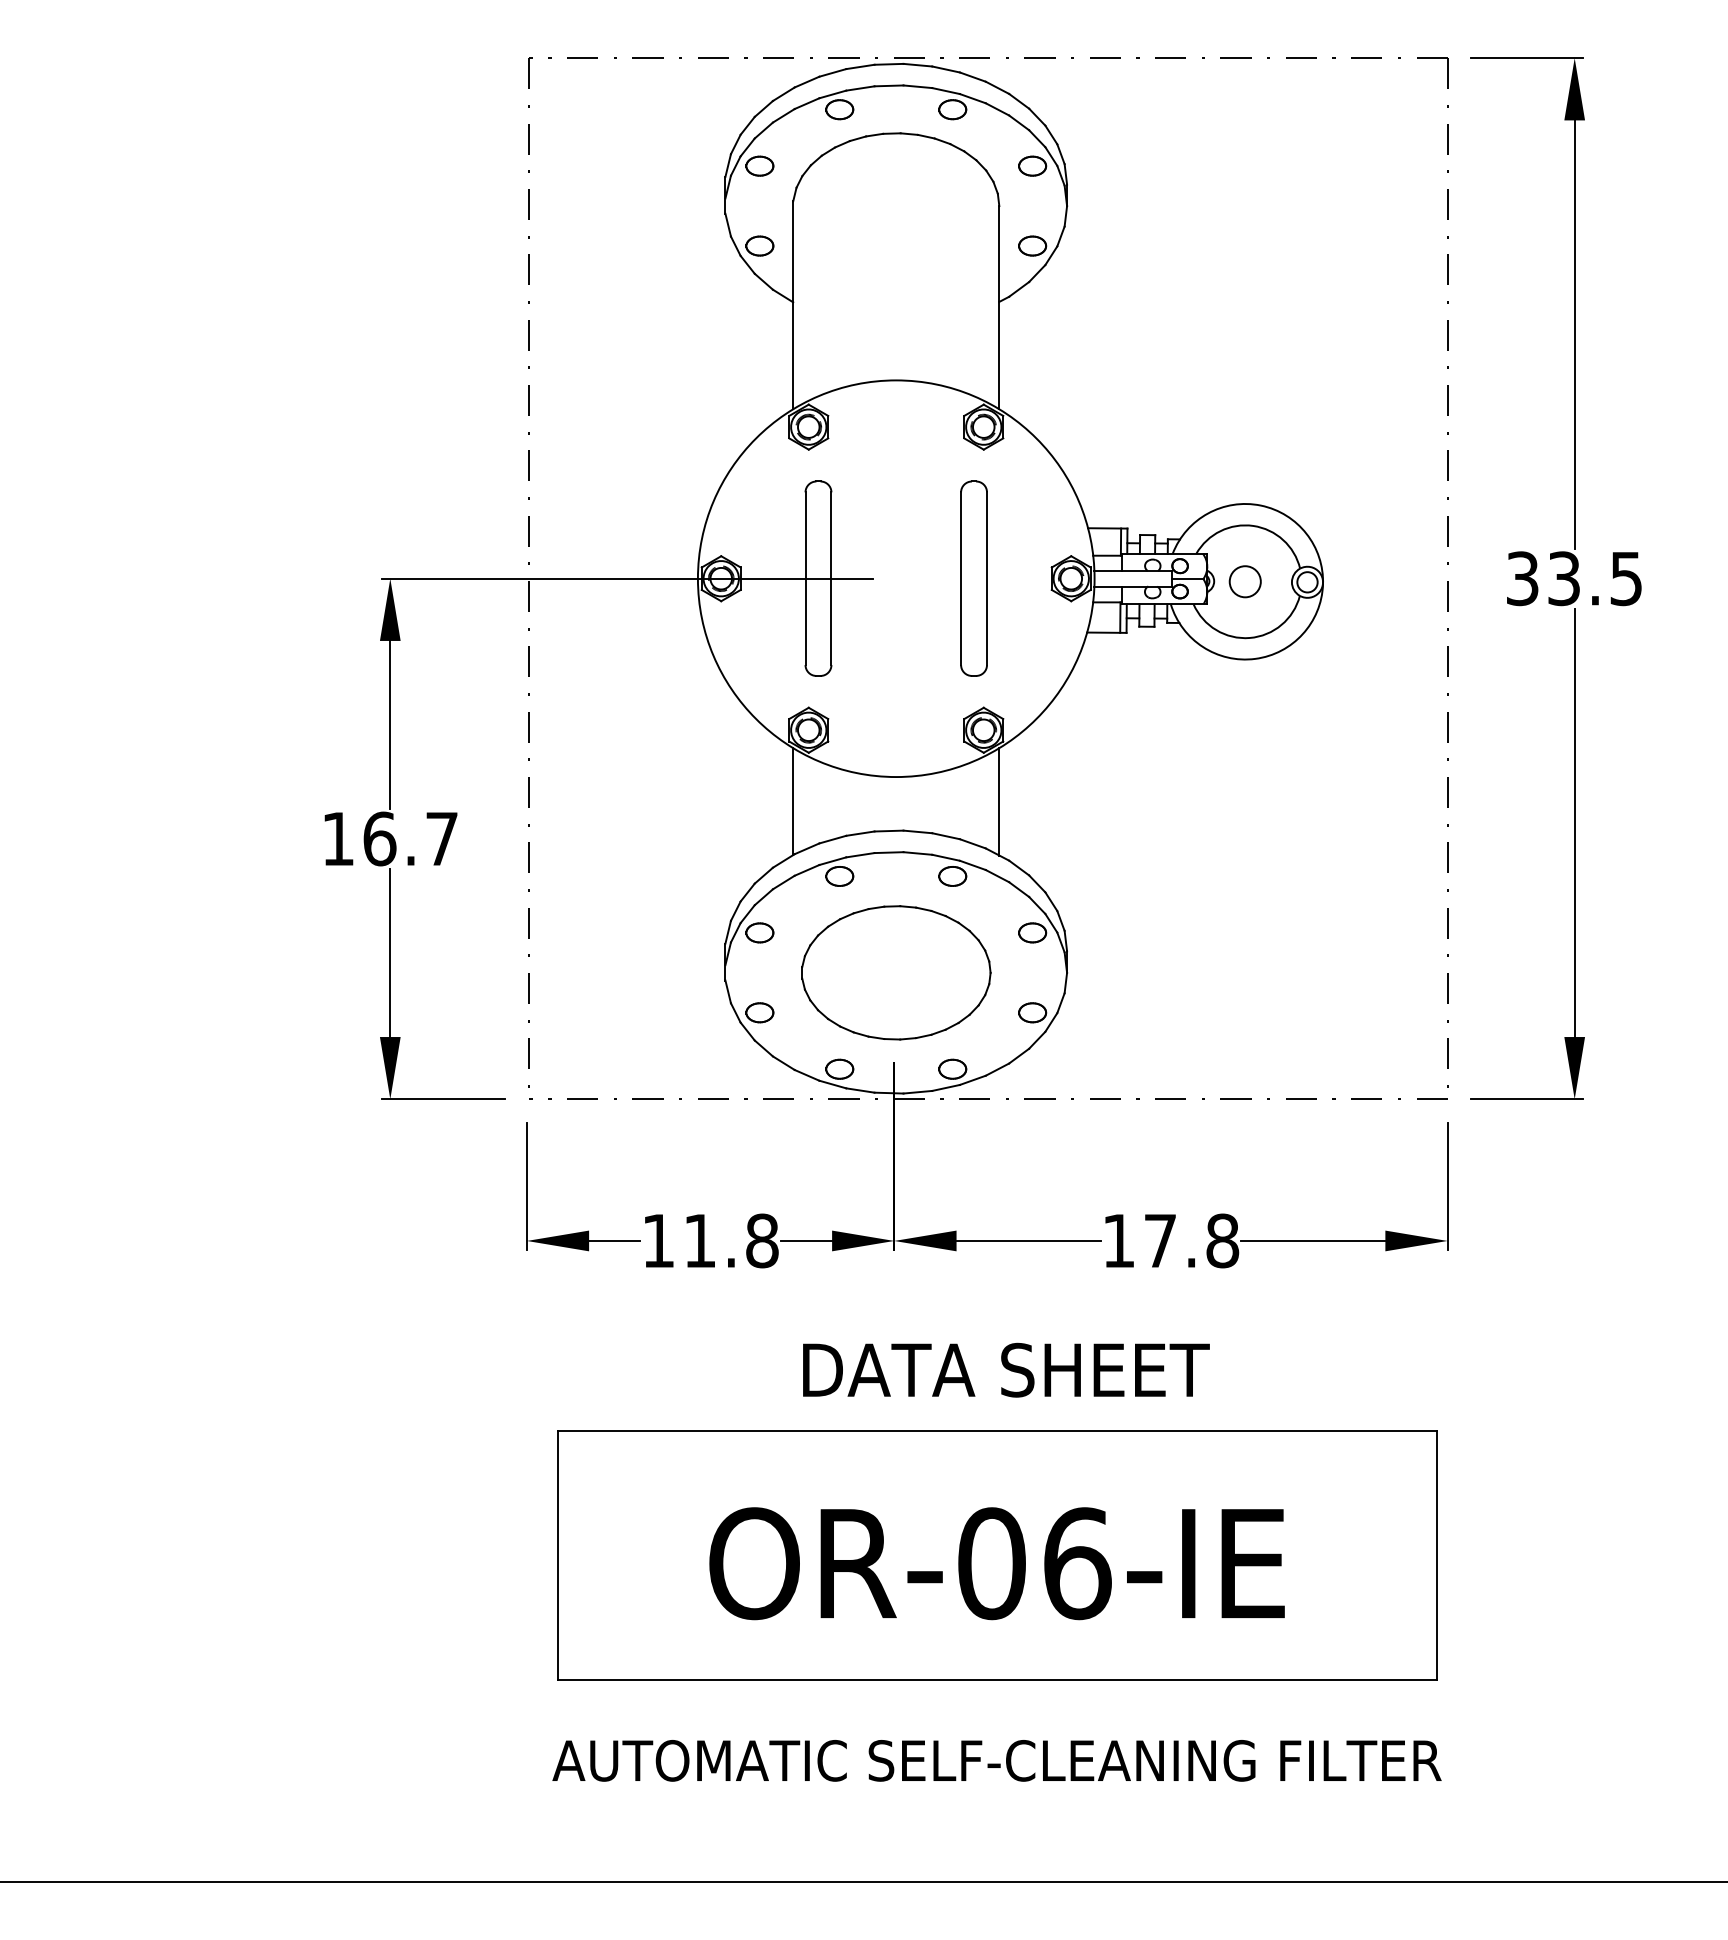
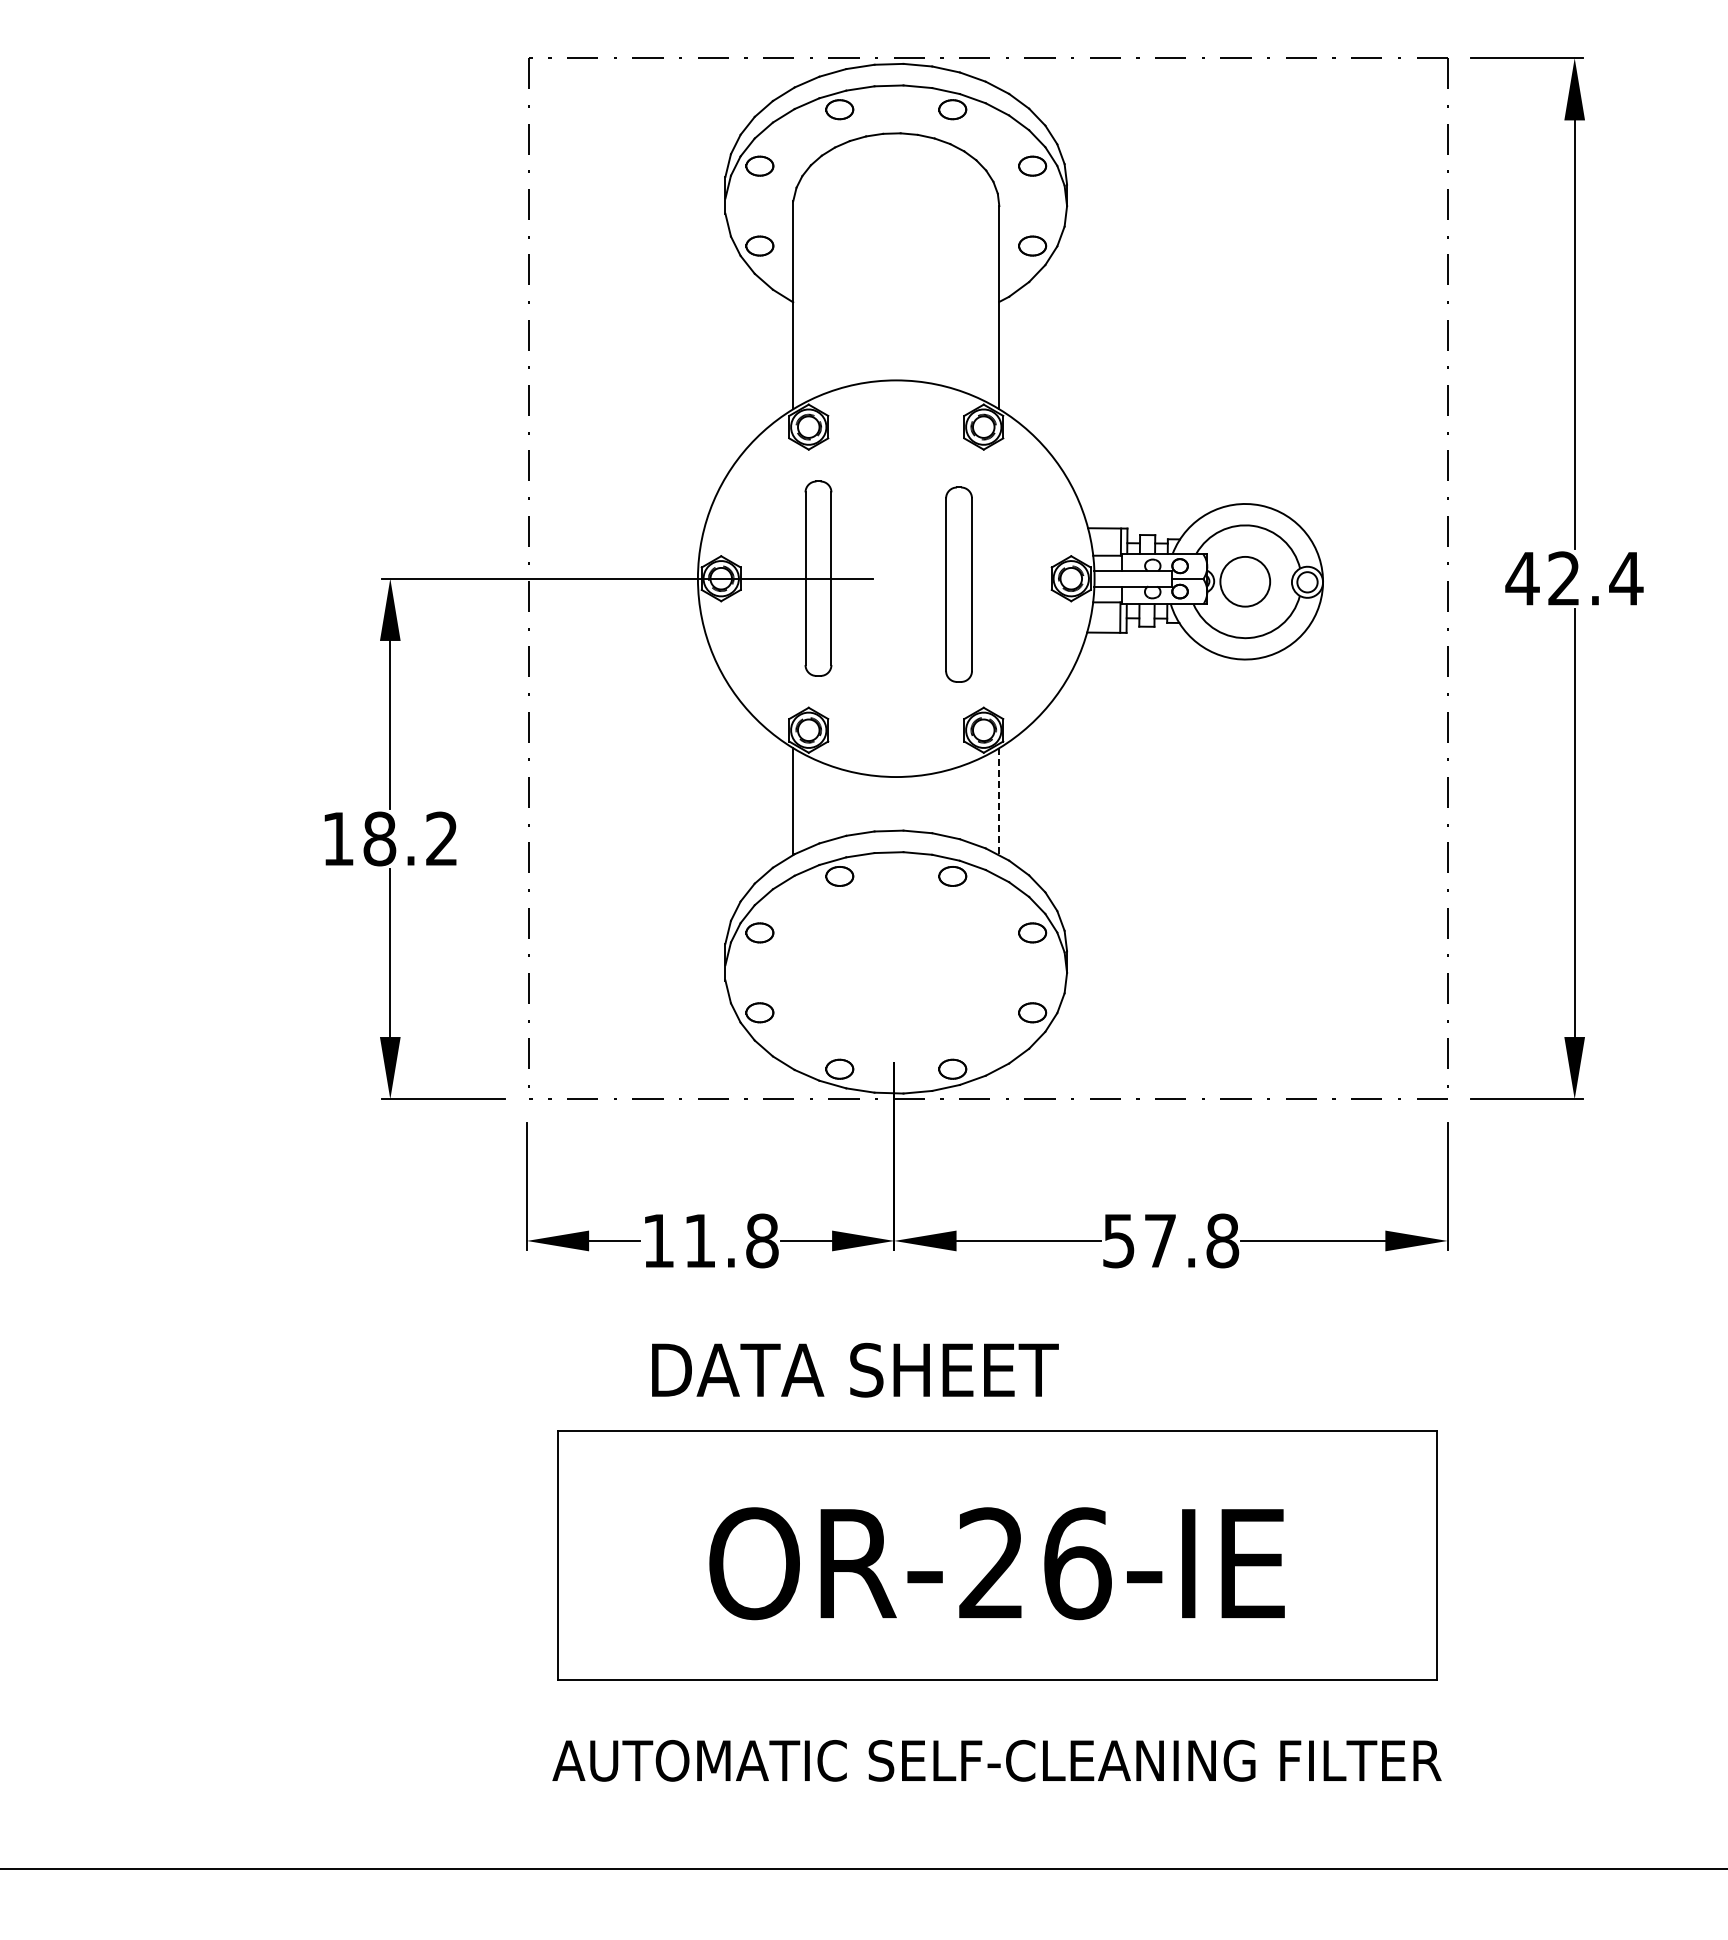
part position: (973, 578) -> (958, 584) (958, 584)
text: 33.5 -> 42.4 (1574, 578)
circle diameter: 31 px -> 50 px (1245, 581)
line: solid -> dashed (999, 801)
text: 16.7 -> 18.2 (410, 838)
part: present -> none (896, 972)
text: 17.8 -> 57.8 (1118, 1241)
text position: (1006, 1369) -> (855, 1369) (855, 1369)
text: OR-06-IE -> OR-26-IE (991, 1563)
line position: (863, 1881) -> (863, 1868) (863, 1868)
